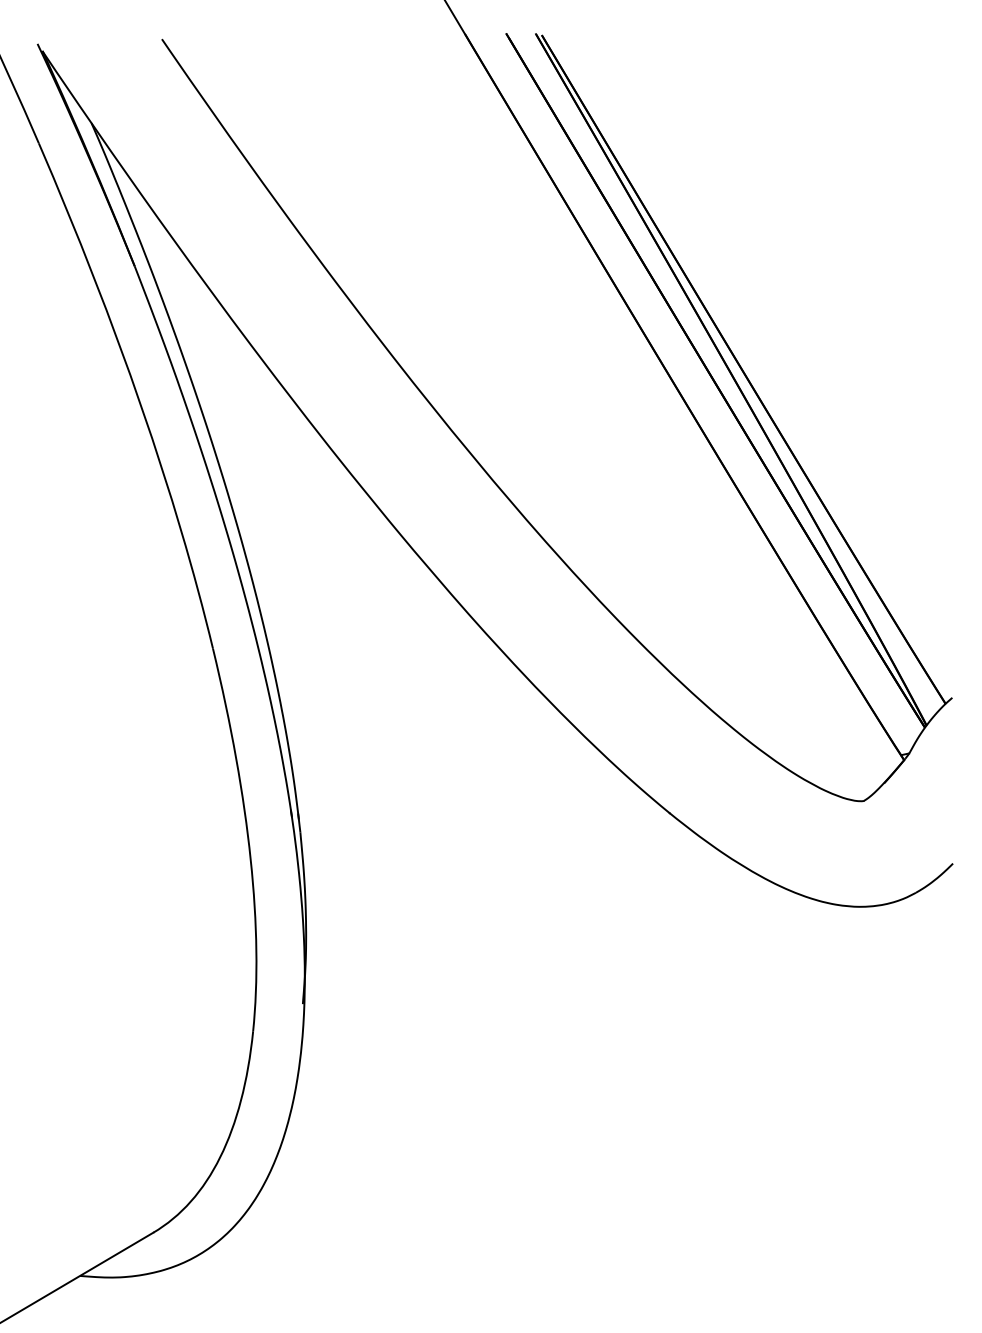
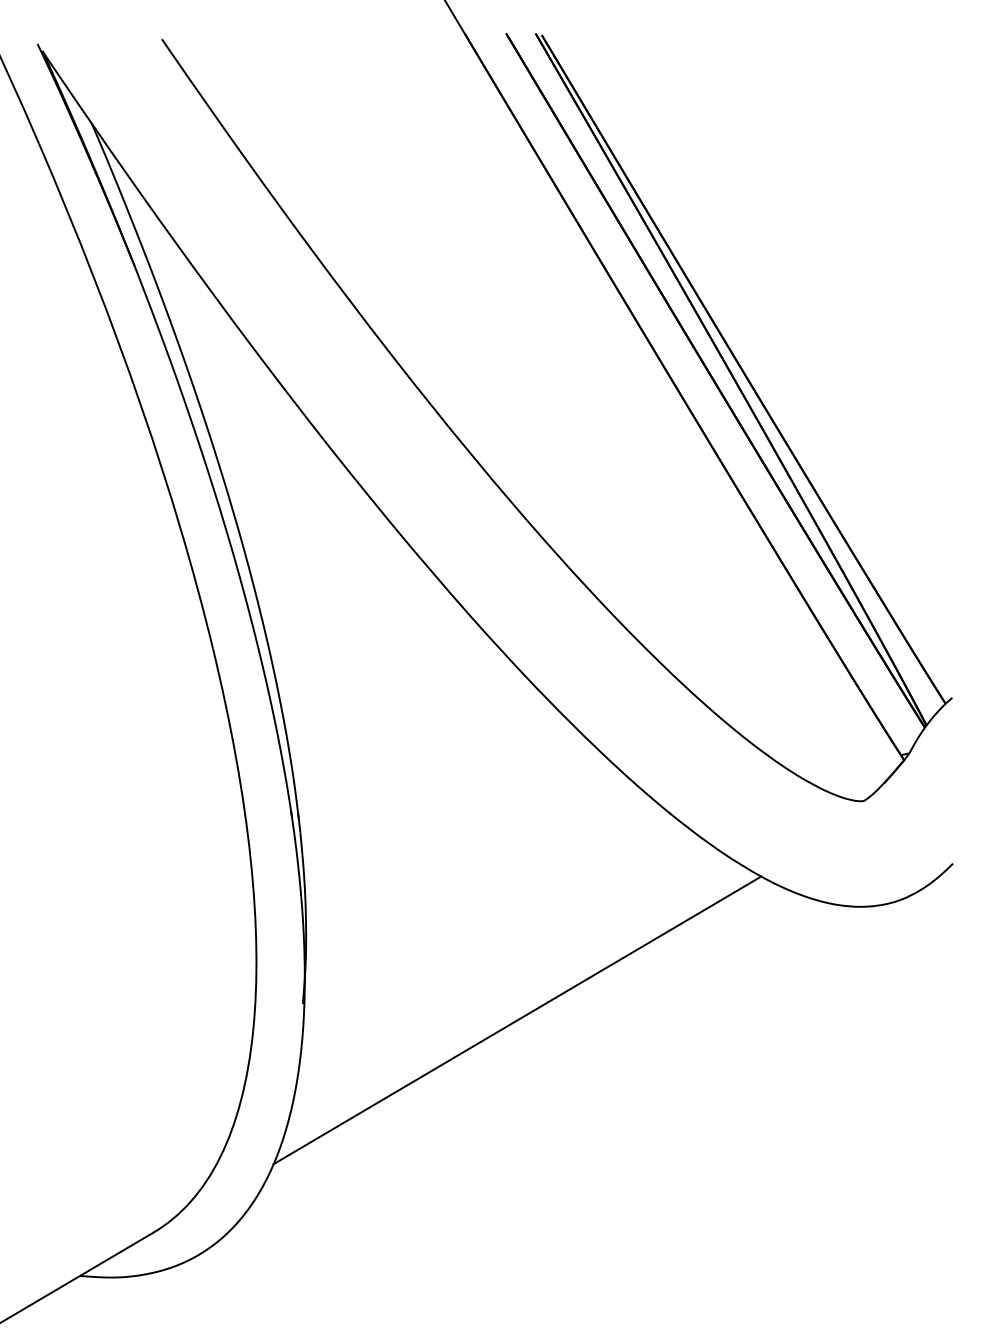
line: none -> present (517, 1020)
